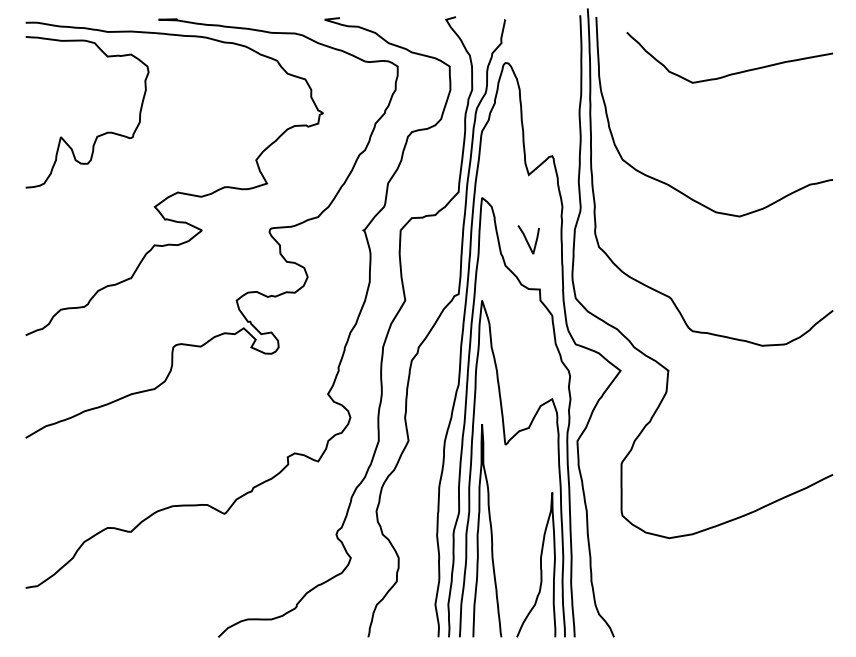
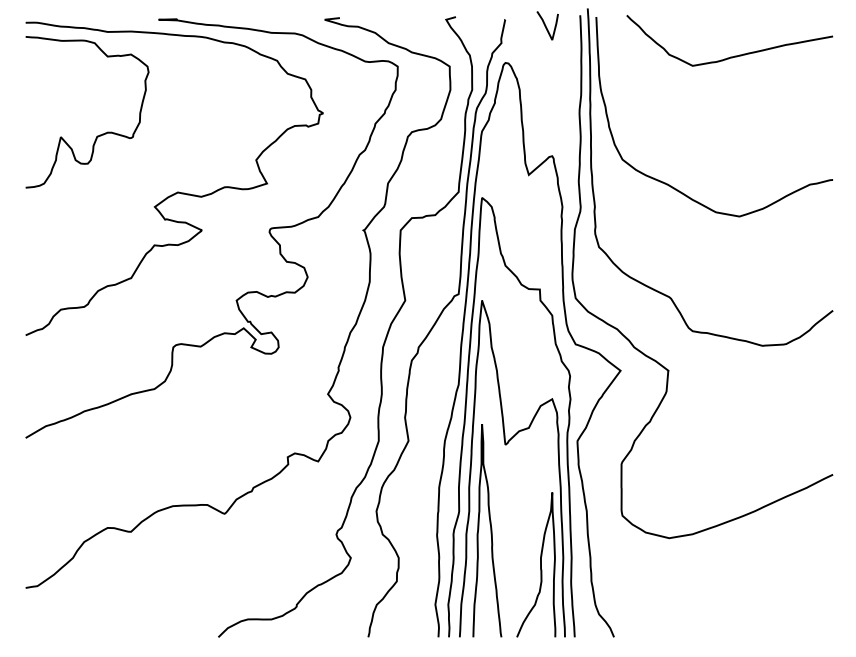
curve position: (734, 72) -> (734, 55) (734, 55)
curve position: (527, 239) -> (546, 25) (546, 25)
